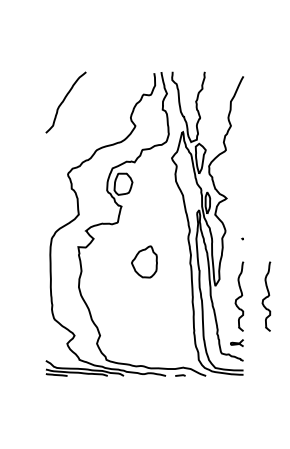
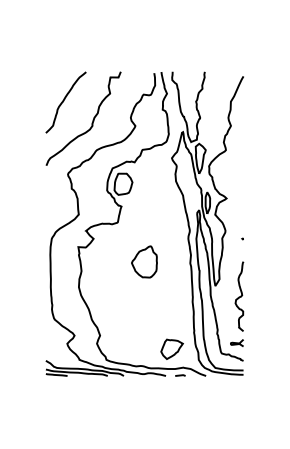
curve: none -> present (92, 119)
curve: present -> none (266, 296)
part: none -> present (171, 348)
